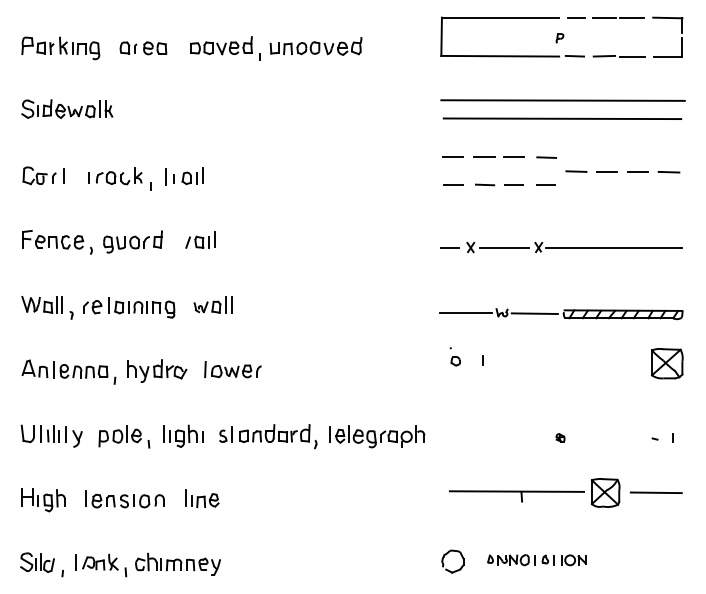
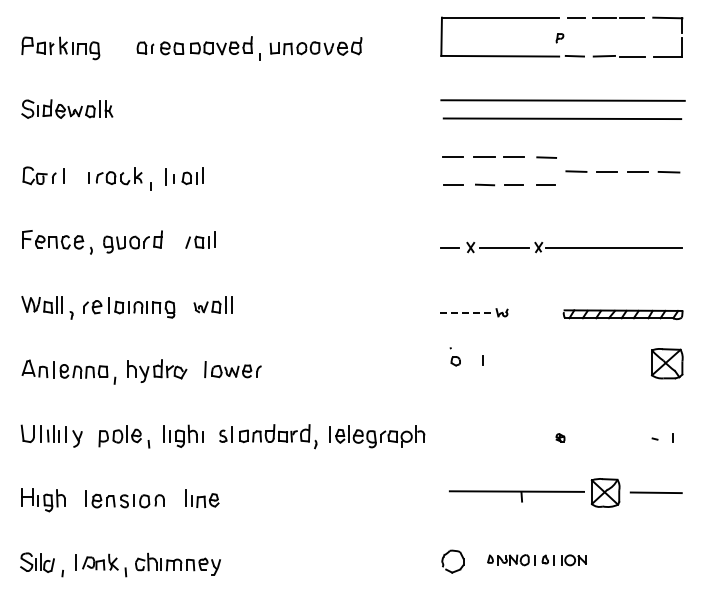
part position: (143, 48) -> (160, 48) (160, 48)
line: solid -> dashed (466, 313)
line: present -> none (534, 313)
